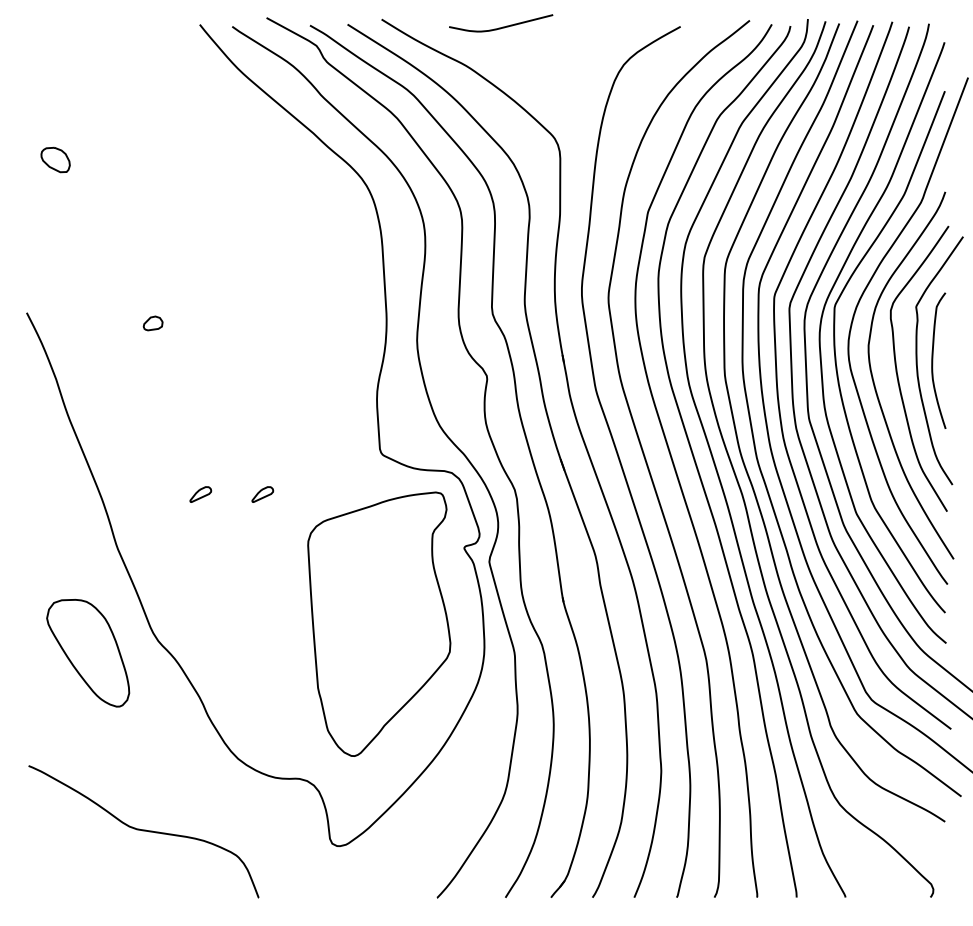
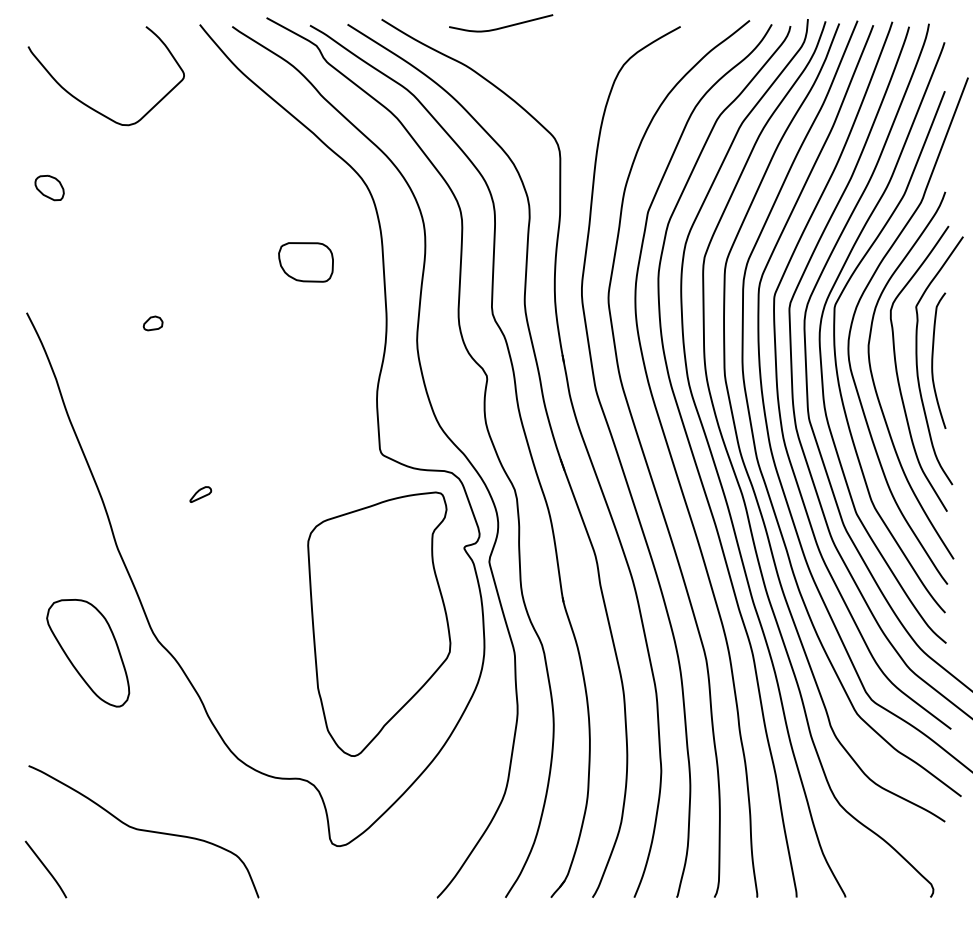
curve: none -> present (87, 104)
part position: (55, 159) -> (49, 187) (49, 187)
part: none -> present (305, 262)
part: present -> none (262, 494)
curve: none -> present (45, 868)
